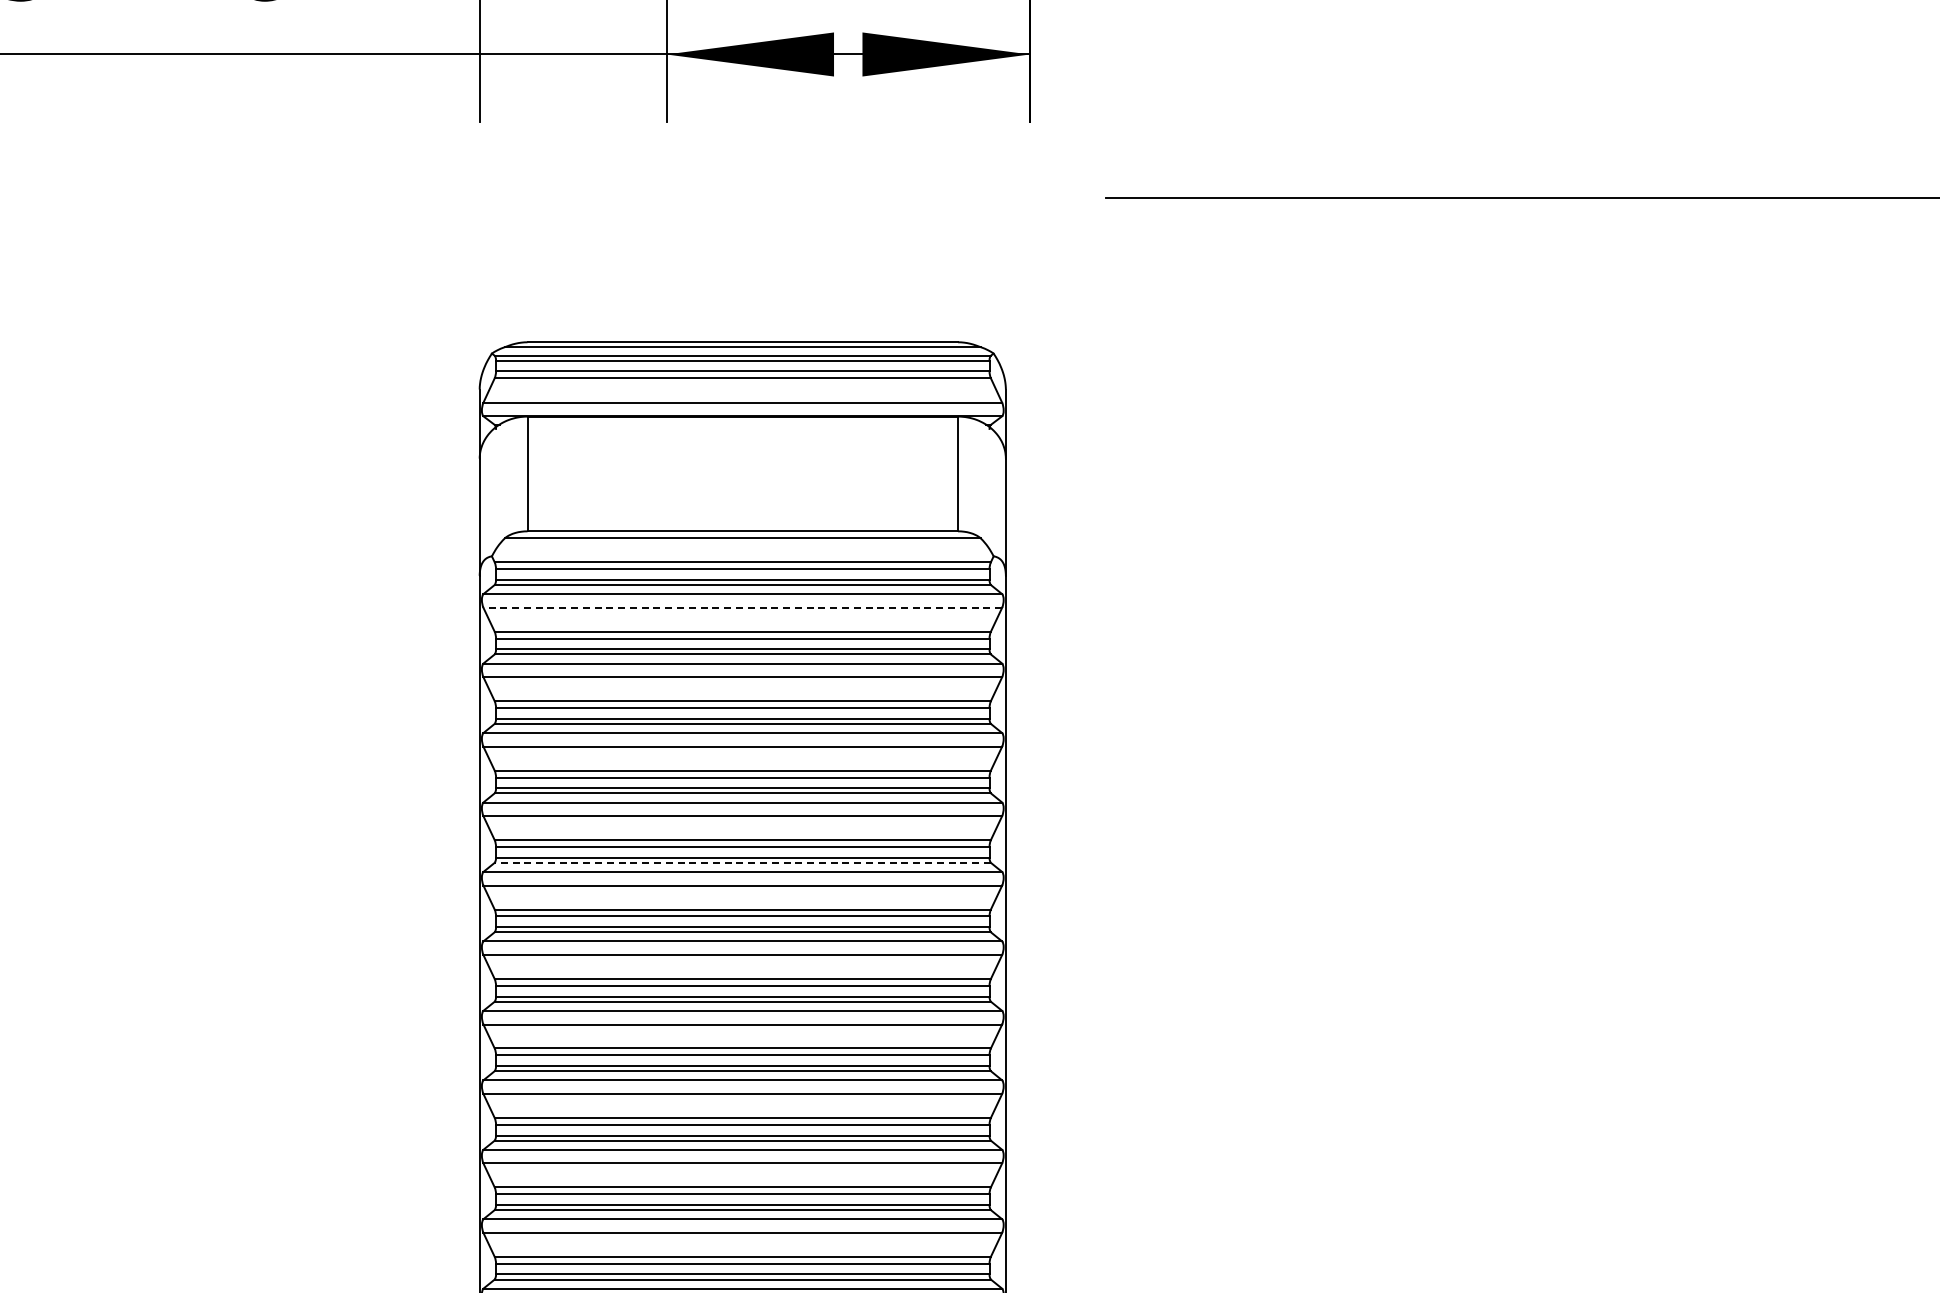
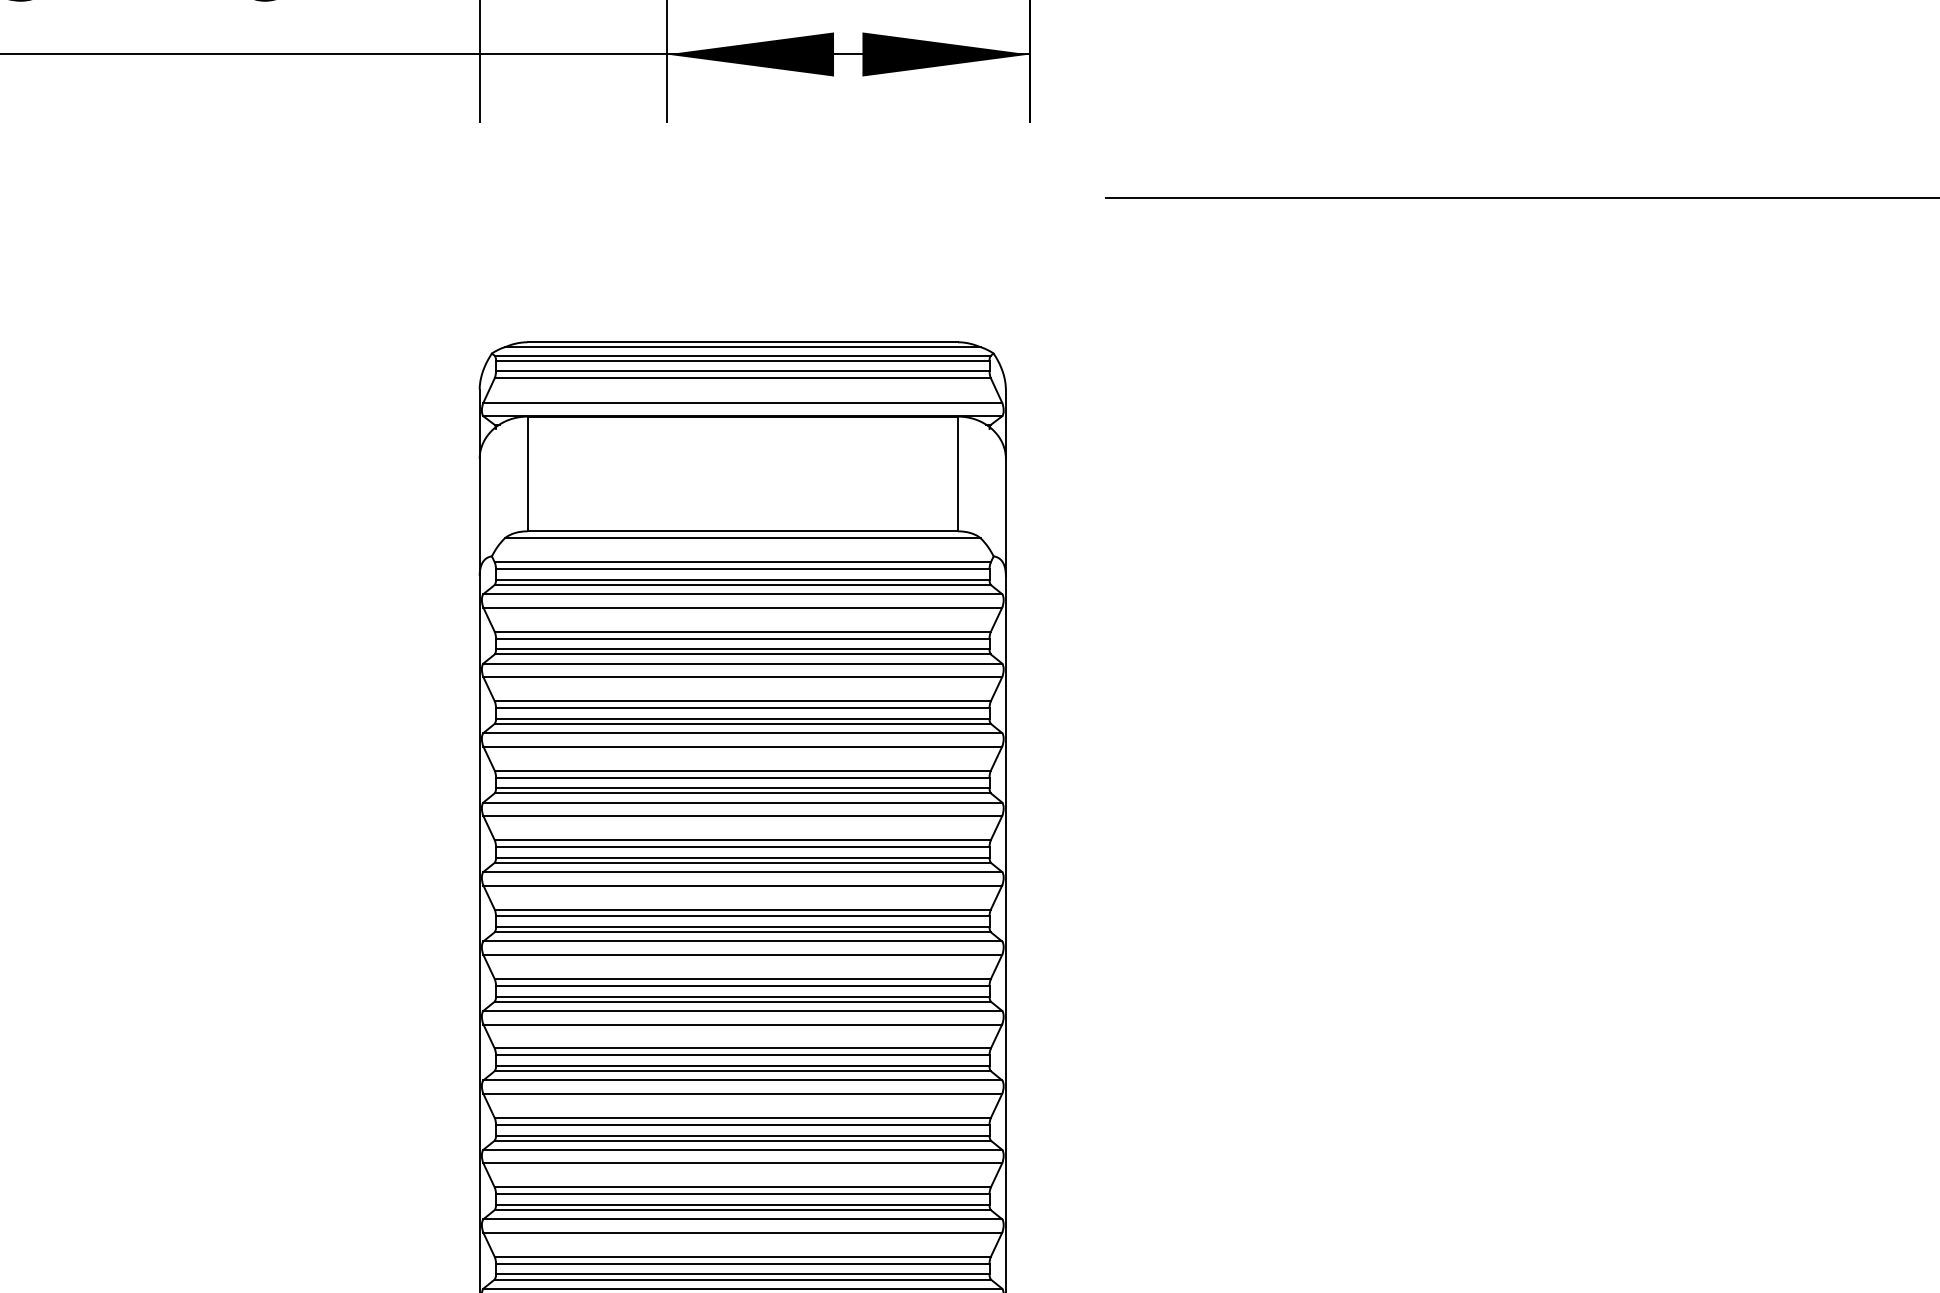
line: dashed -> solid (742, 607)
line: dashed -> solid (742, 862)
